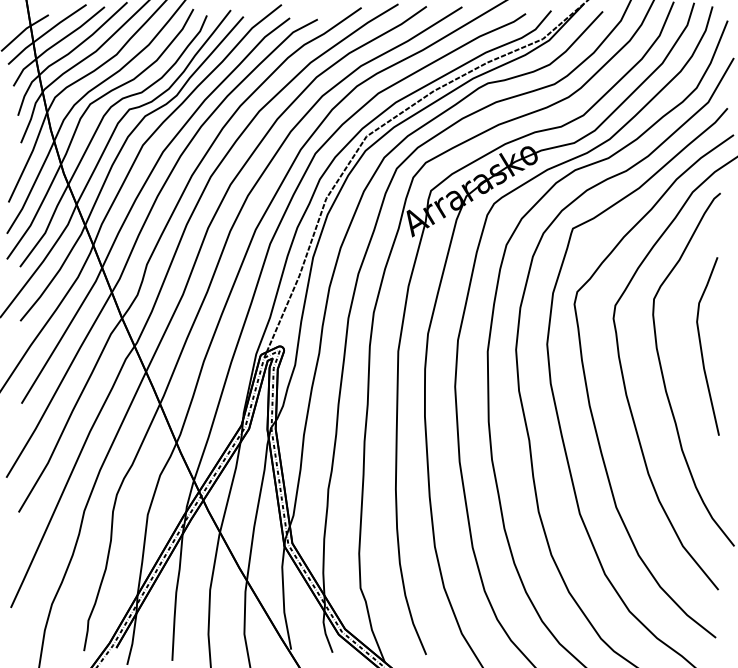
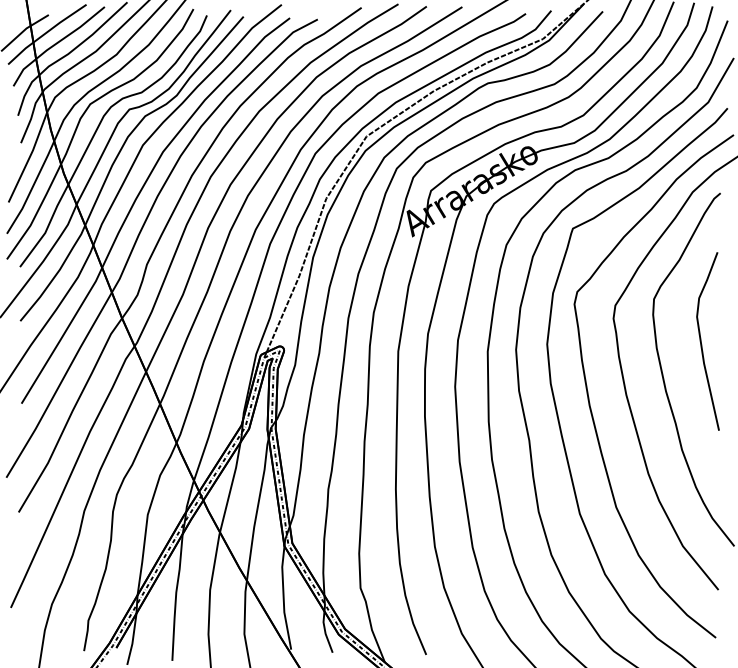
curve position: (702, 349) -> (702, 344) (702, 344)
